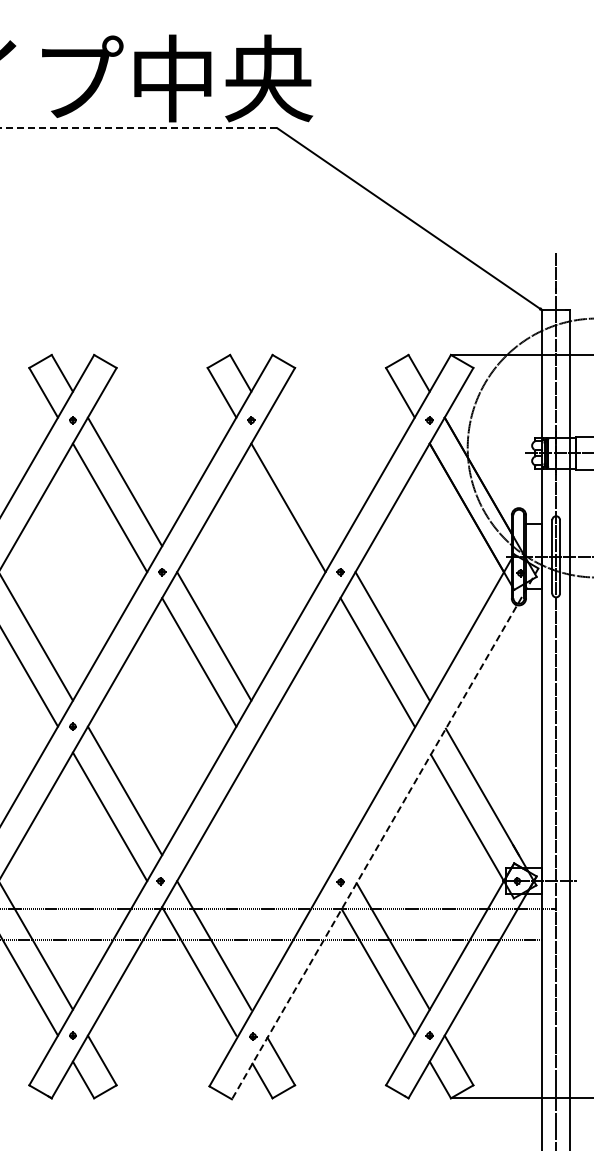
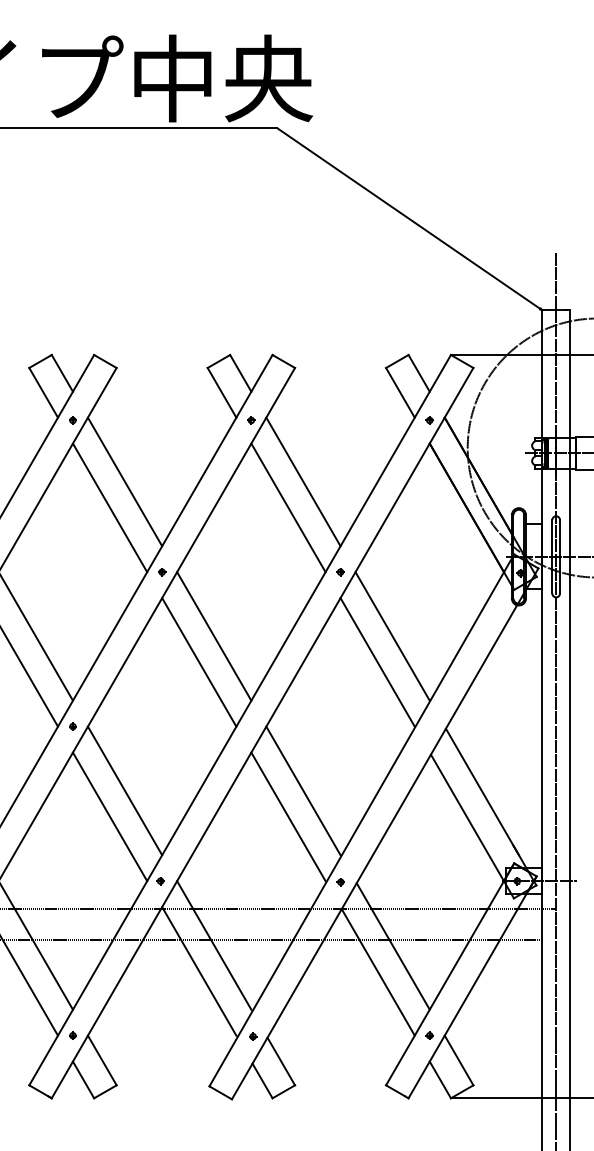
line: dashed -> solid (138, 128)
line: none -> present (303, 481)
line: none -> present (303, 790)
line: none -> present (288, 816)
line: dashed -> solid (385, 833)
